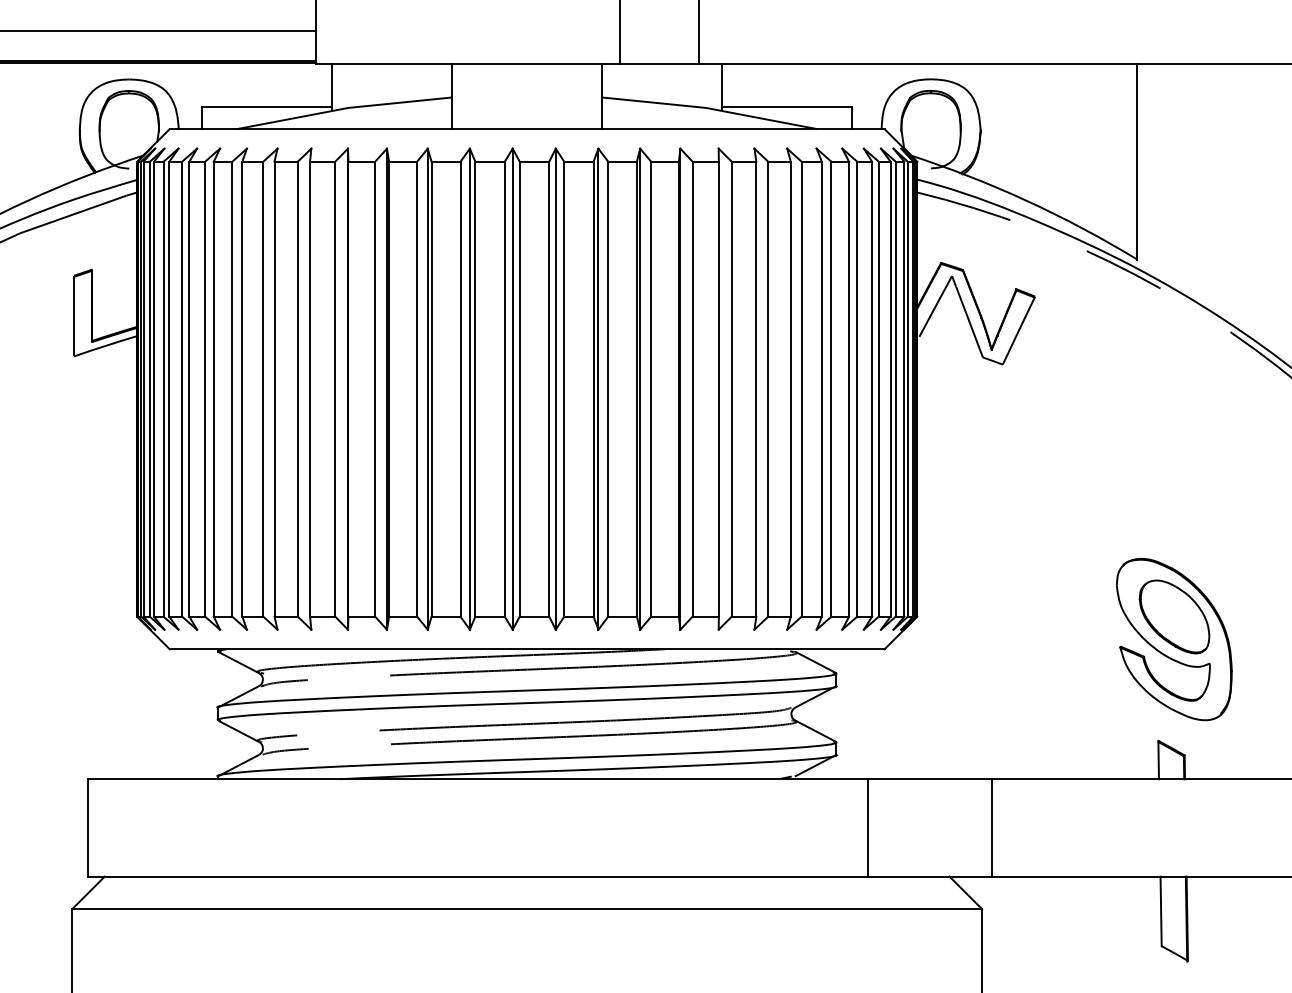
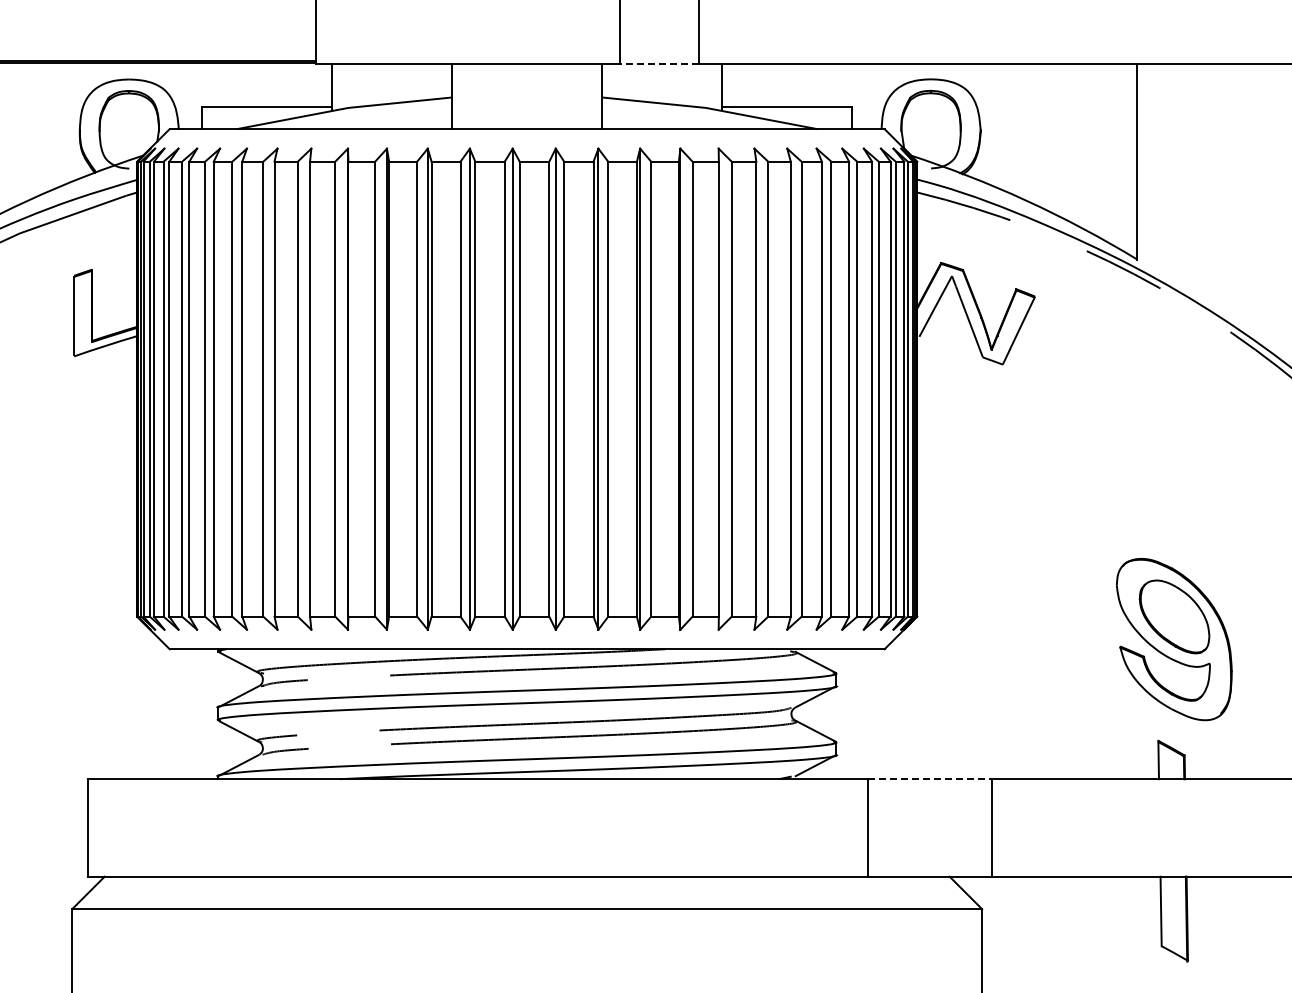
line: present -> none (158, 31)
line: solid -> dashed (659, 64)
line: solid -> dashed (930, 779)
